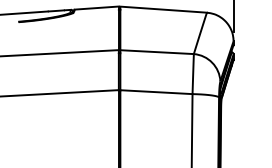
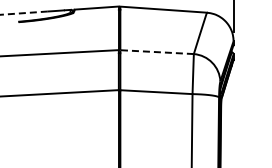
line: solid -> dashed (24, 13)
line: solid -> dashed (157, 52)
